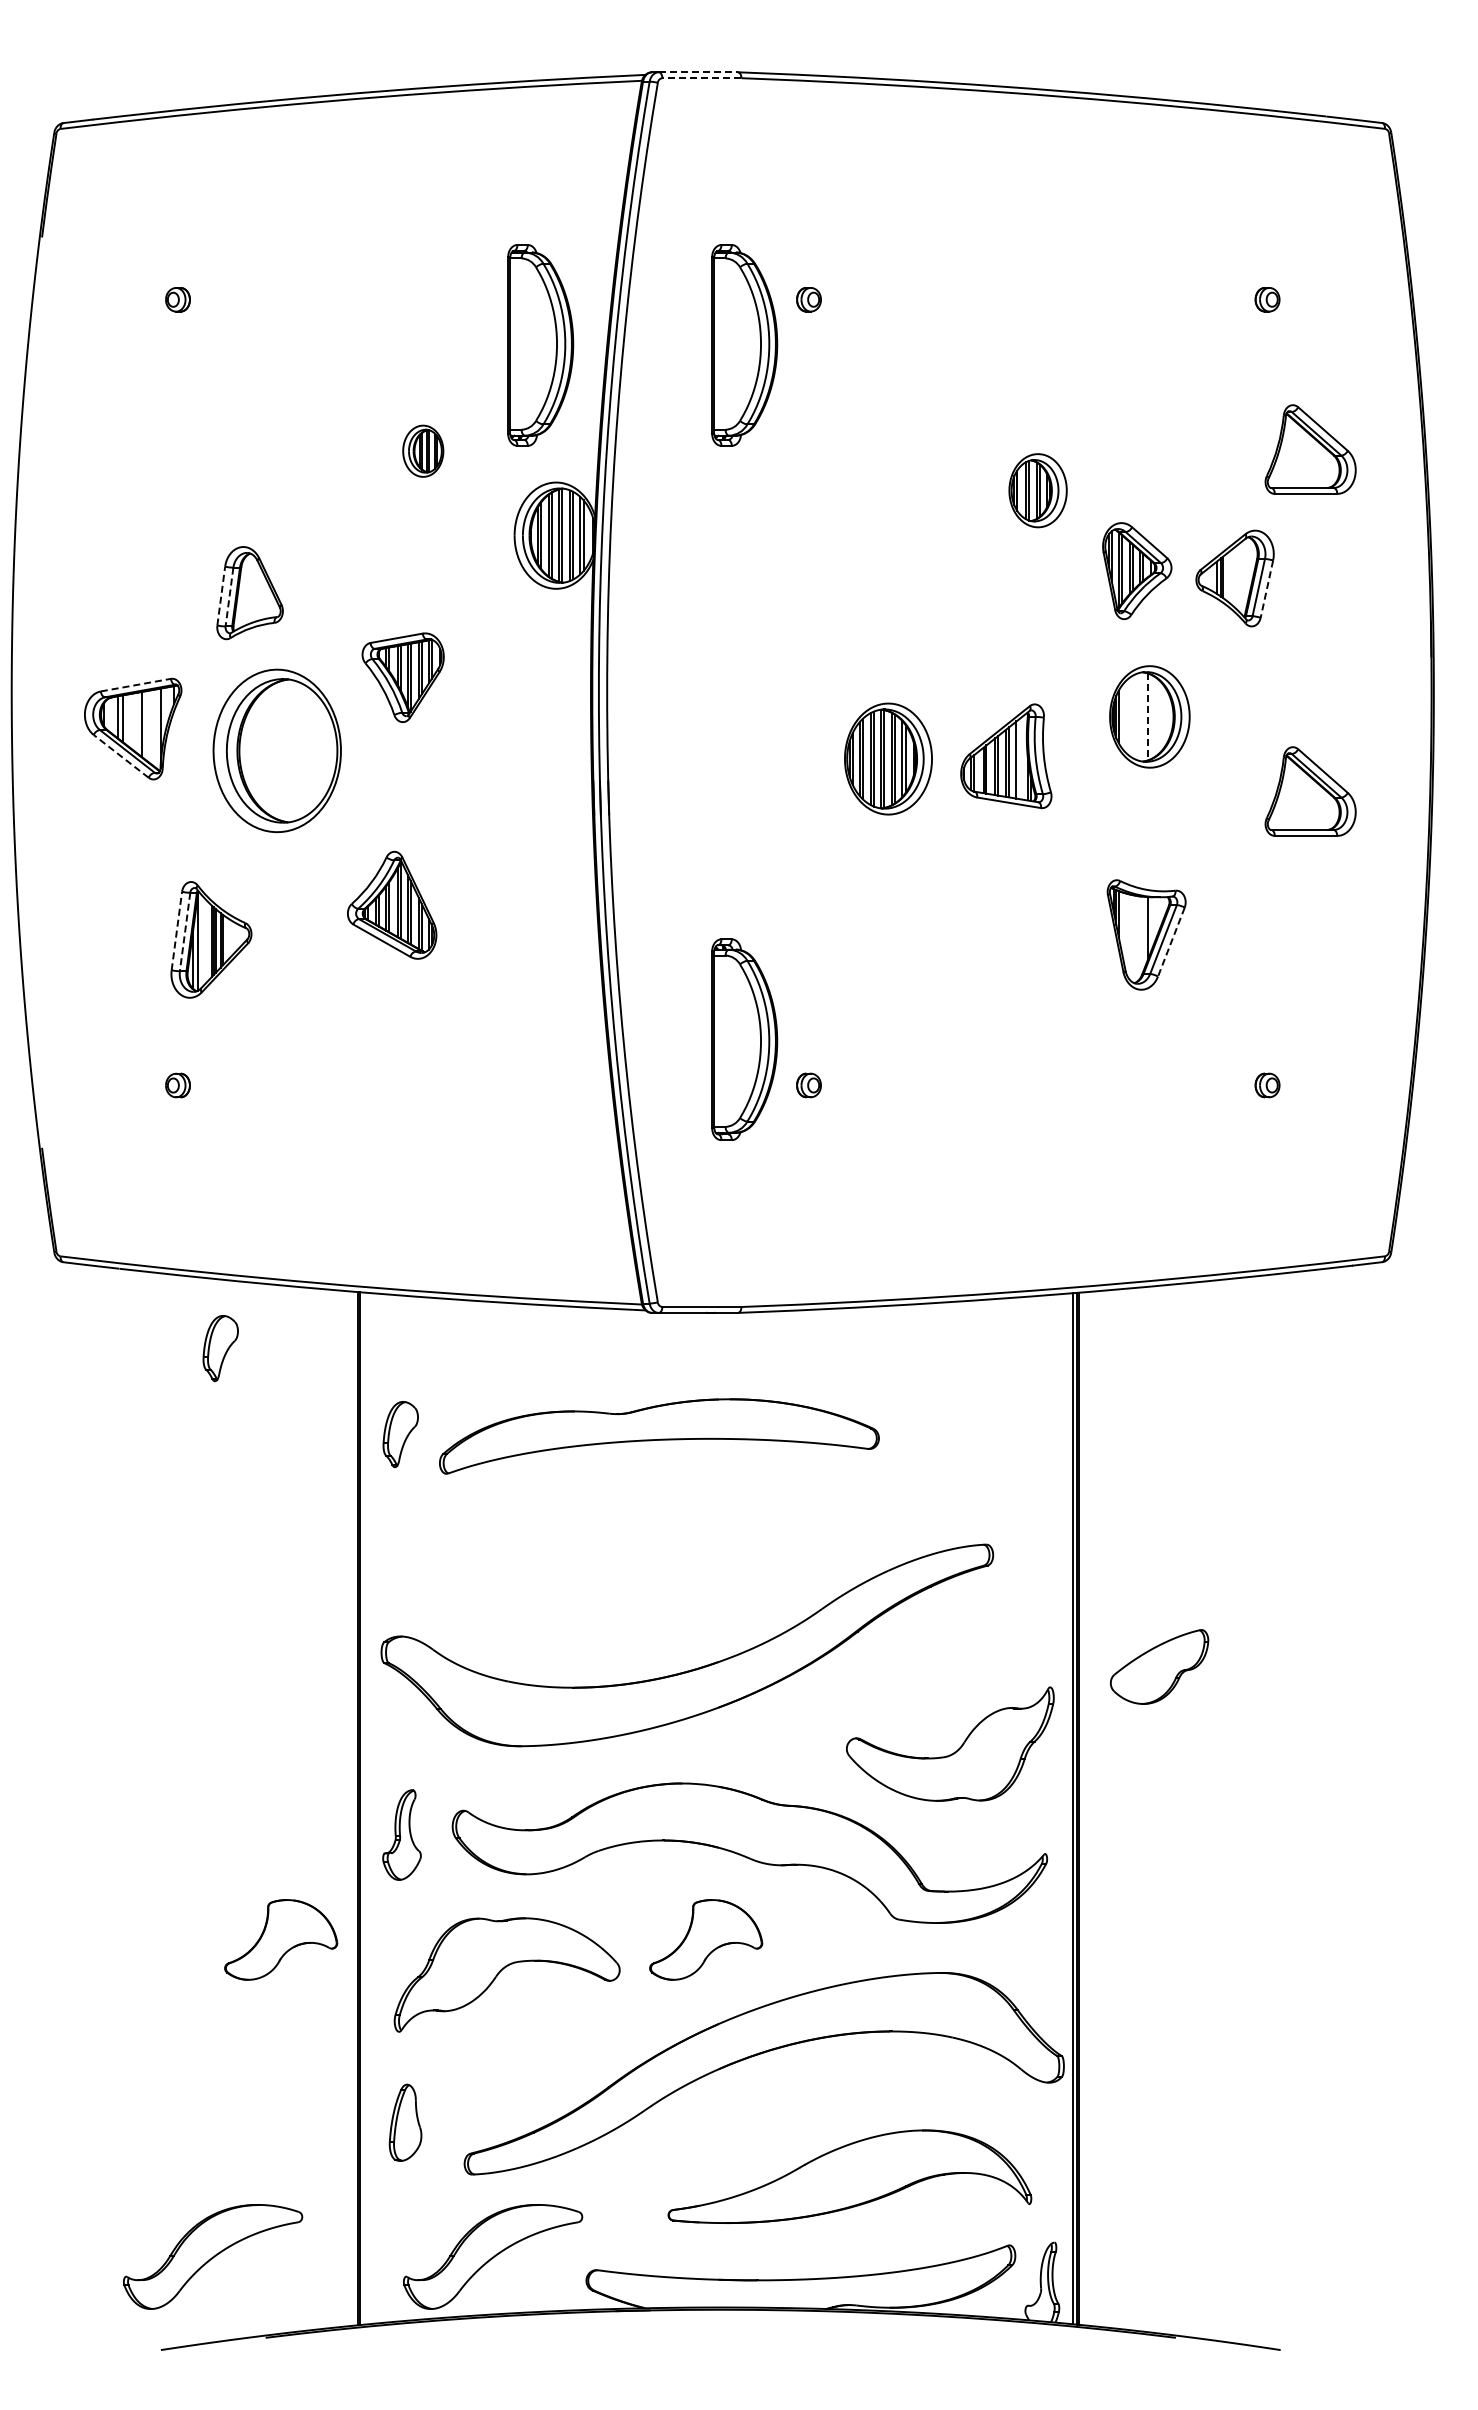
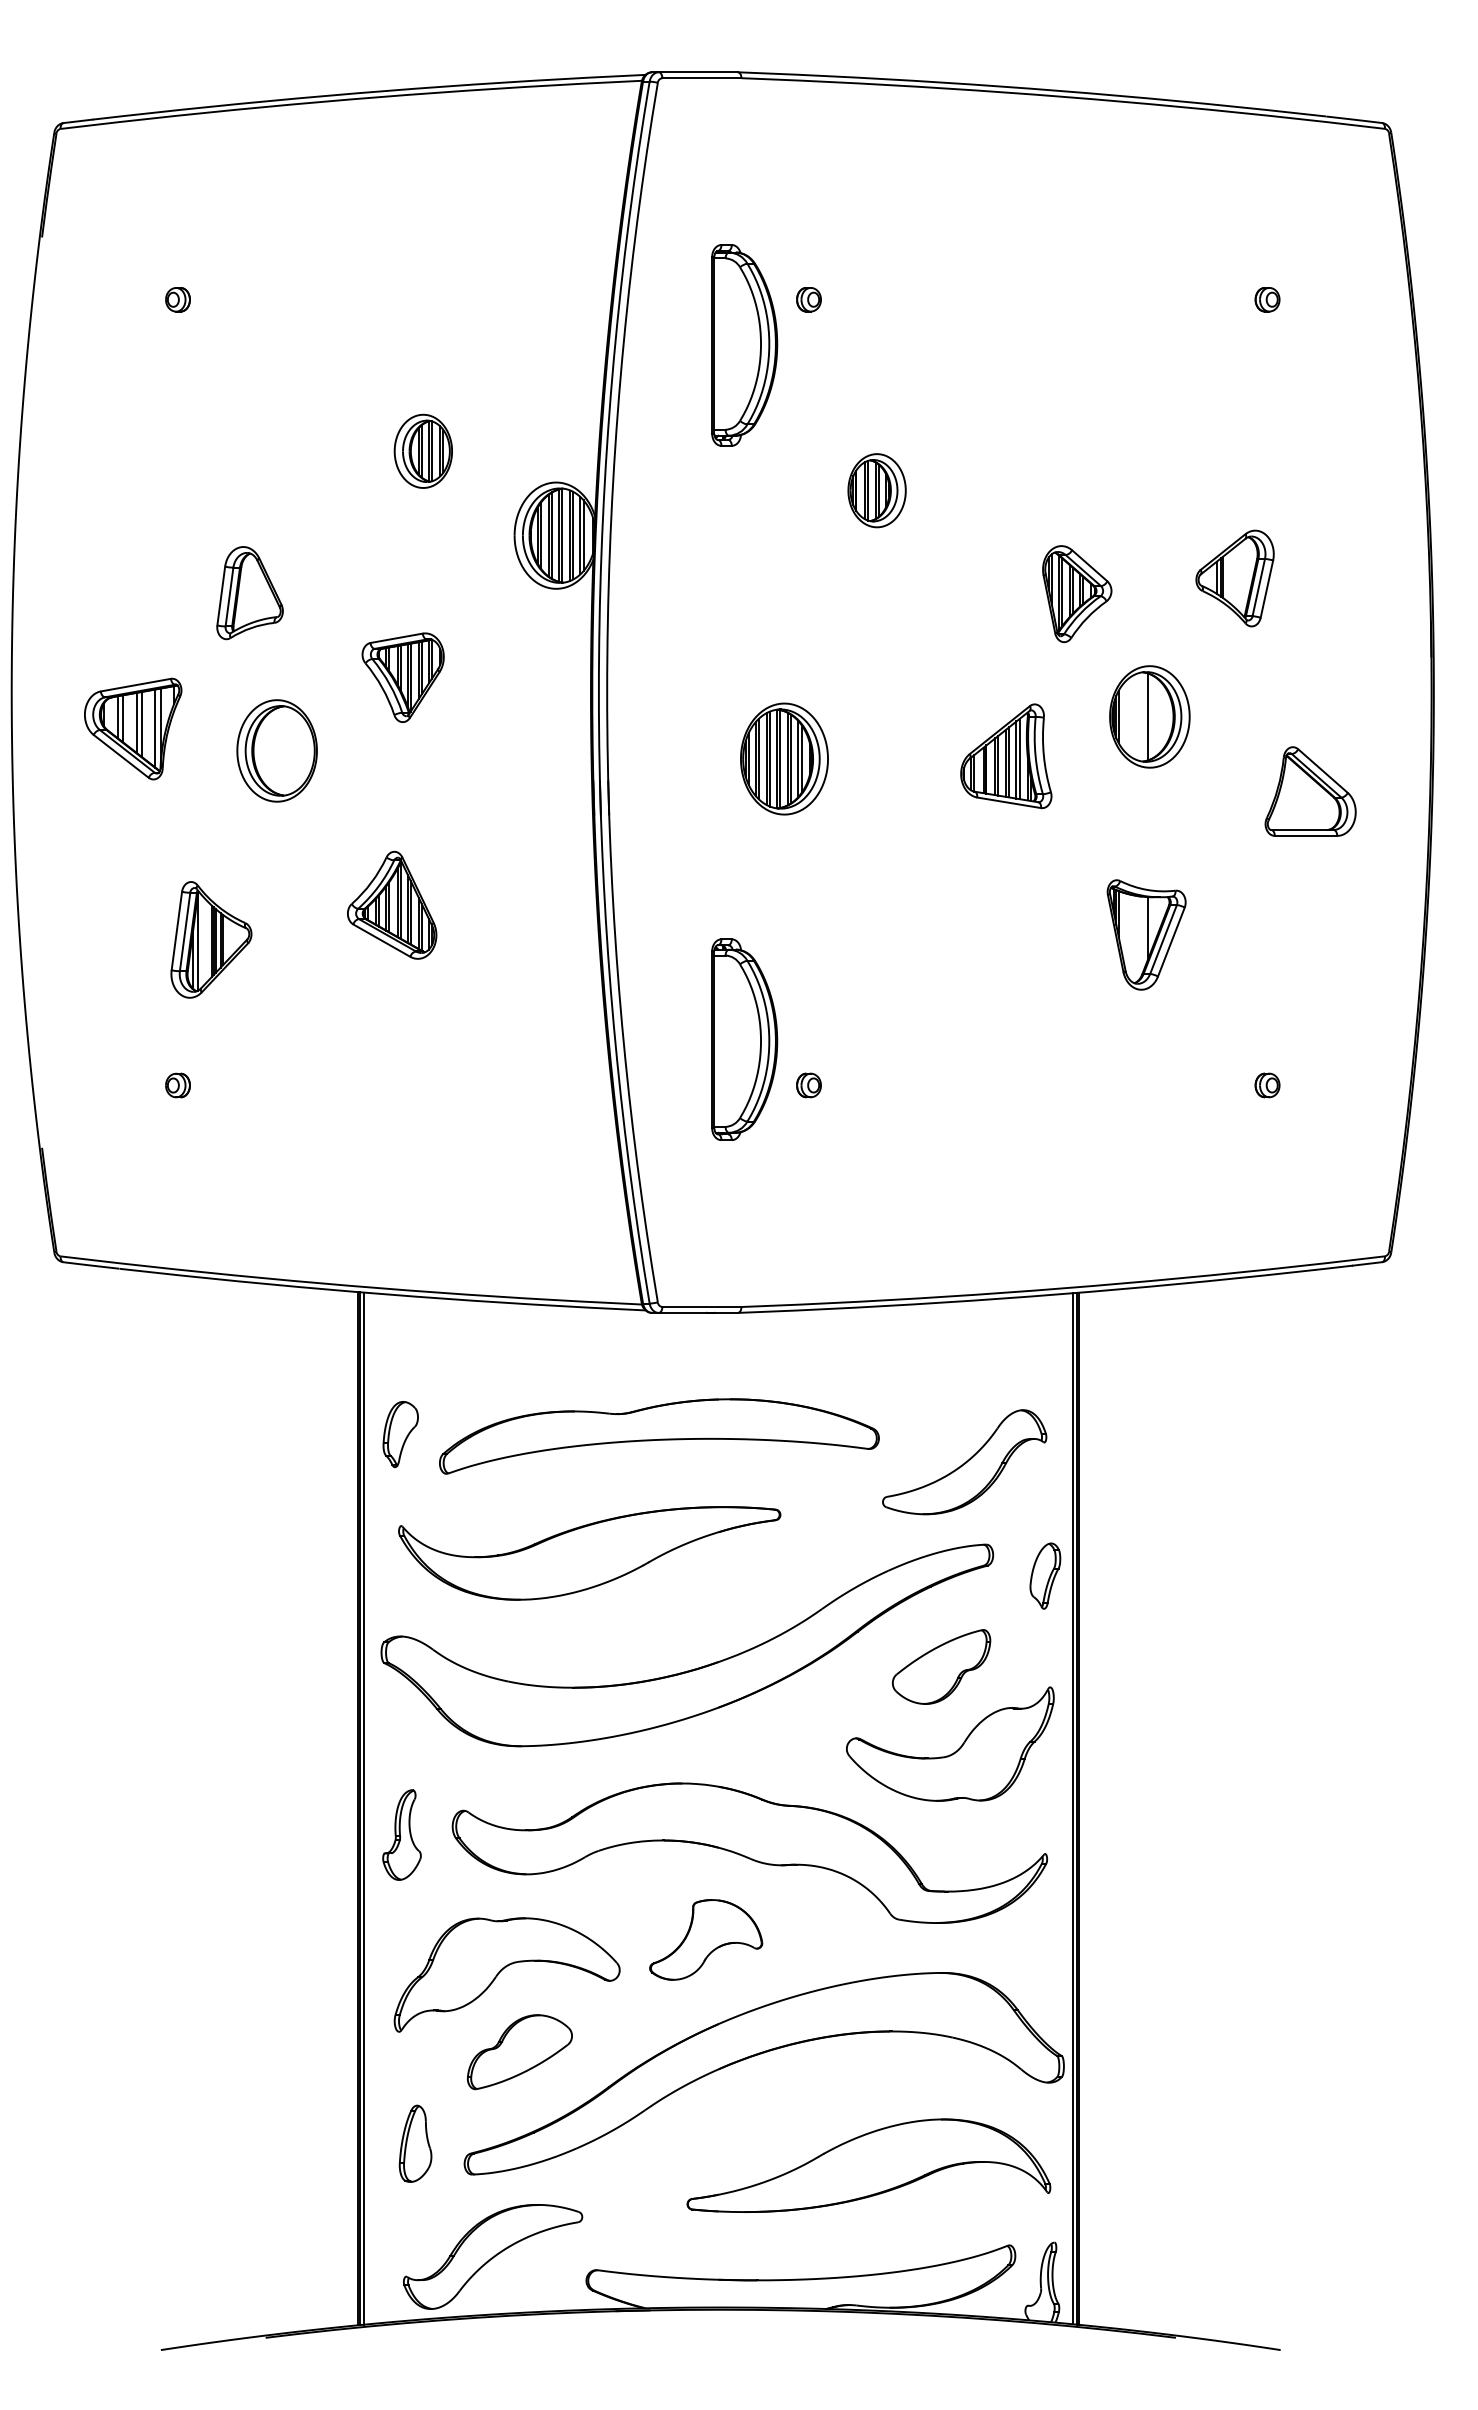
line: dashed -> solid (698, 72)
line: dashed -> solid (701, 78)
part: present -> none (540, 345)
part: present -> none (1310, 449)
part size: 43x54 px -> 60x76 px (422, 450)
part position: (1037, 490) -> (876, 490) (876, 490)
part position: (1137, 571) -> (1077, 594) (1077, 594)
line: dashed -> solid (1266, 589)
line: dashed -> solid (221, 596)
line: dashed -> solid (229, 597)
line: dashed -> solid (135, 685)
line: dashed -> solid (1147, 716)
line: none -> present (136, 722)
line: none -> present (155, 728)
part size: 130x166 px -> 82x104 px (276, 750)
line: dashed -> solid (121, 756)
part position: (888, 758) -> (784, 758) (784, 758)
line: none -> present (1019, 759)
line: dashed -> solid (176, 931)
line: dashed -> solid (185, 932)
line: dashed -> solid (1171, 942)
part: present -> none (220, 1348)
part: none -> present (964, 1462)
part: none -> present (589, 1553)
part: none -> present (1045, 1575)
part position: (1159, 1666) -> (941, 1666) (941, 1666)
line: none -> present (363, 1808)
part: present -> none (281, 1939)
part: none -> present (519, 2052)
part position: (405, 2122) -> (415, 2143) (415, 2143)
part position: (849, 2176) -> (868, 2165) (868, 2165)
part: present -> none (213, 2256)
